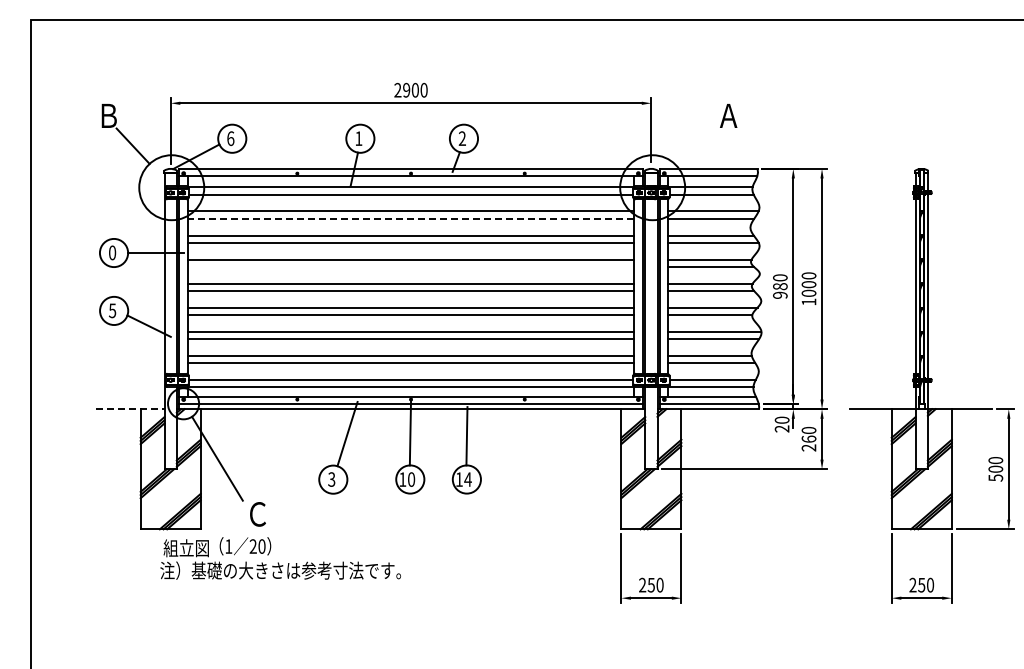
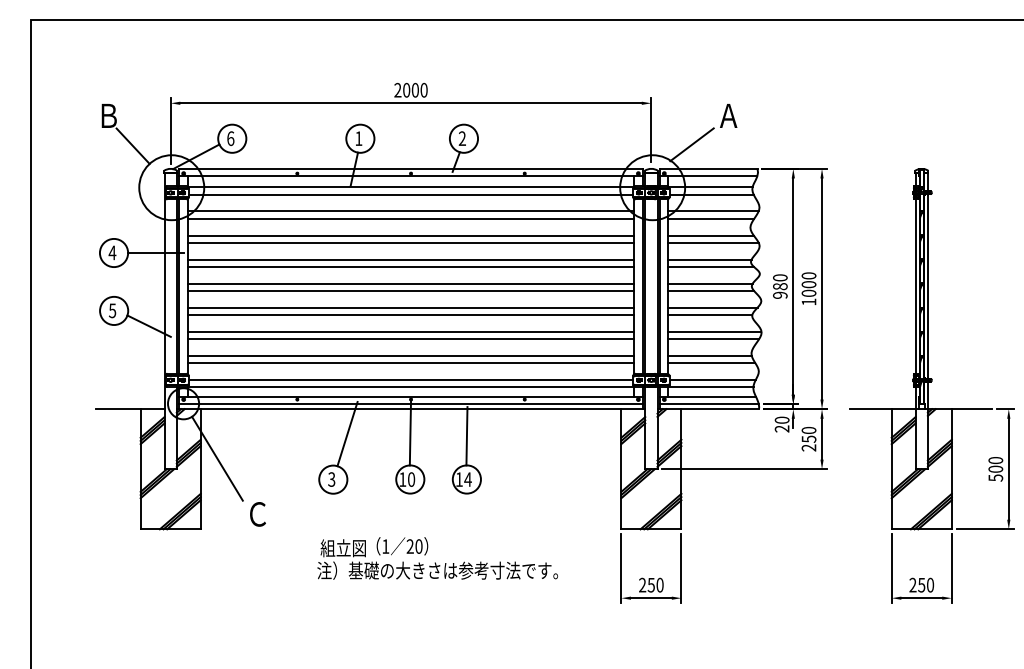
text: 2900 -> 2000 (406, 90)
line: none -> present (691, 144)
line: dashed -> solid (410, 218)
text: 0 -> 4 (112, 252)
line: none -> present (410, 266)
line: dashed -> solid (130, 409)
text: 260 -> 250 (808, 438)
text position: (280, 558) -> (437, 558) (437, 558)
